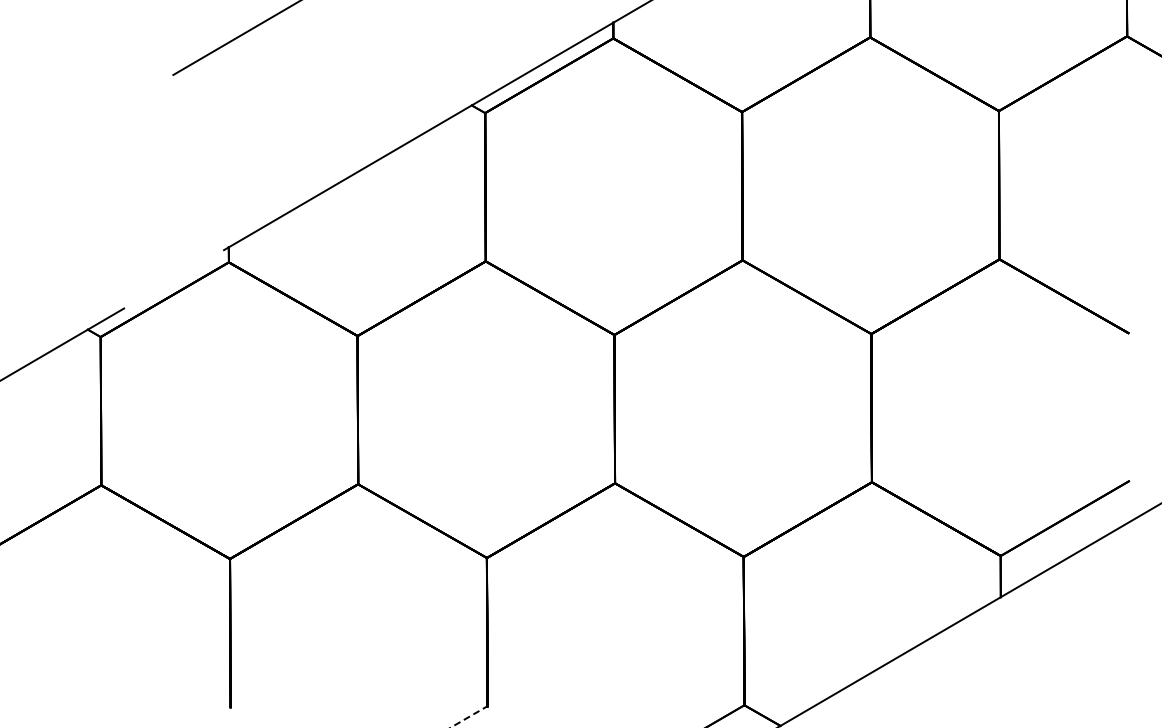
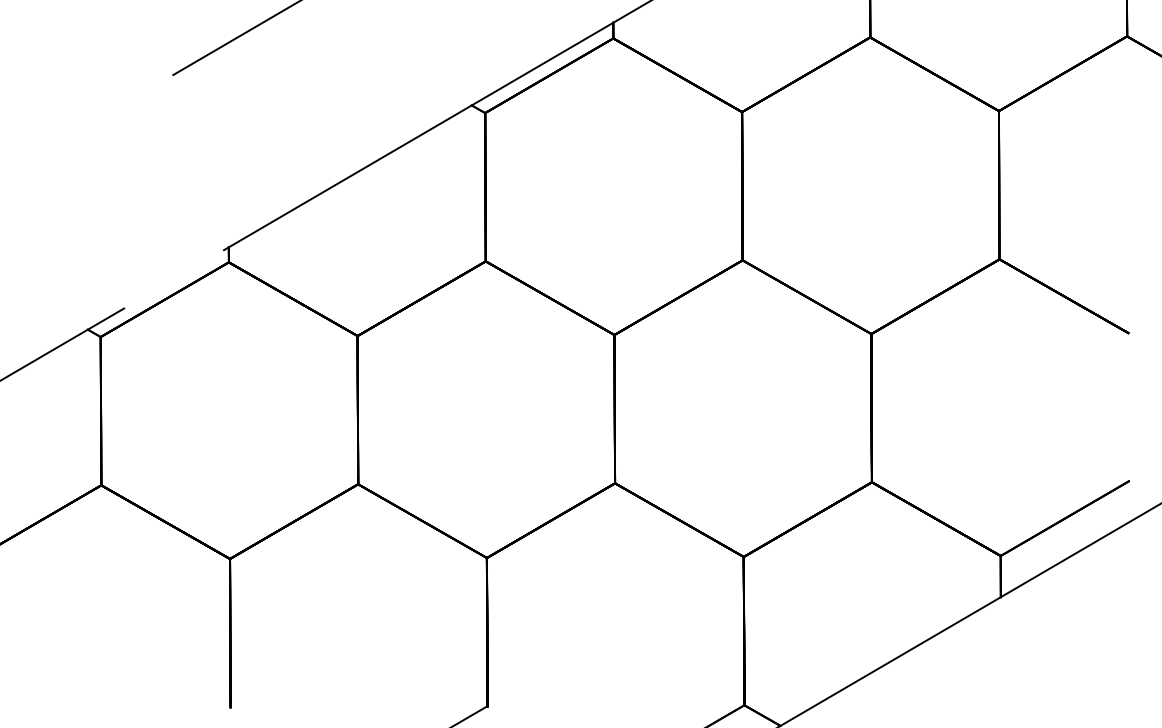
line: dashed -> solid (469, 716)
